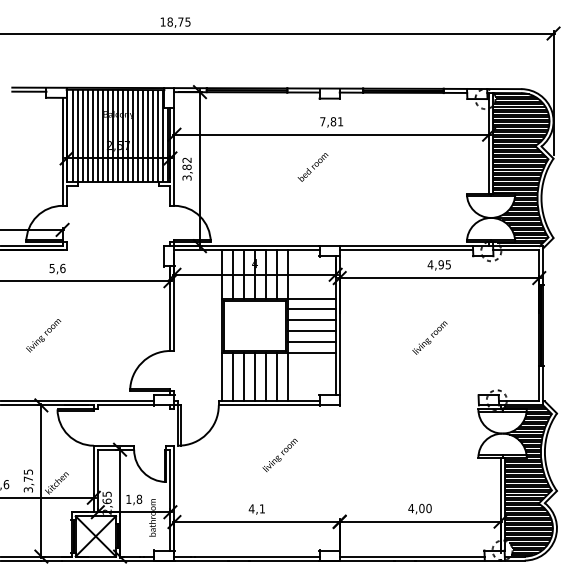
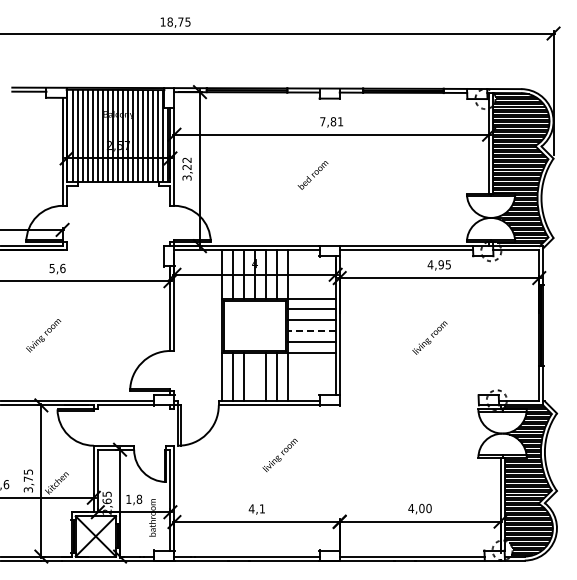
text: 3,82 -> 3,22 (186, 166)
text position: (312, 167) -> (312, 175) (312, 175)
line: solid -> dashed (311, 331)
line: present -> none (255, 376)
